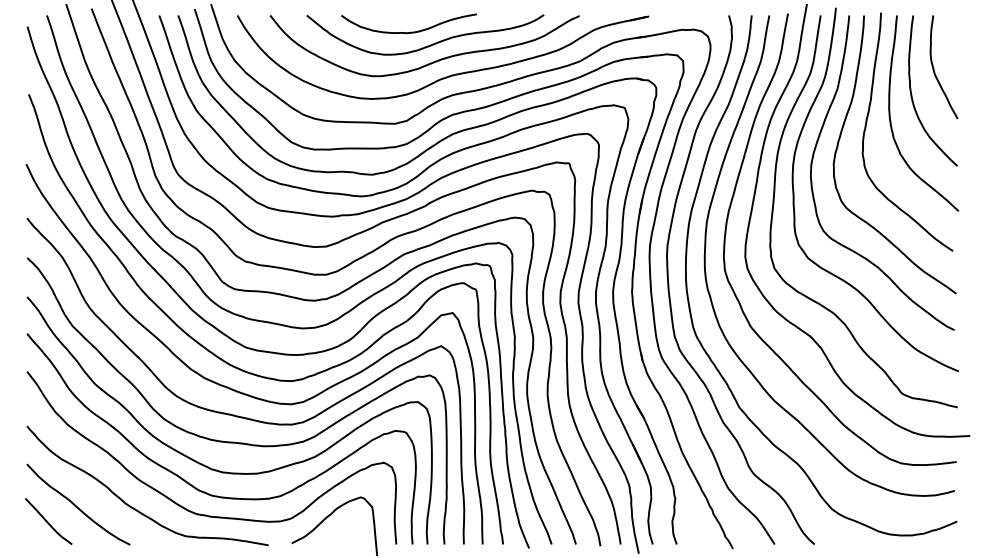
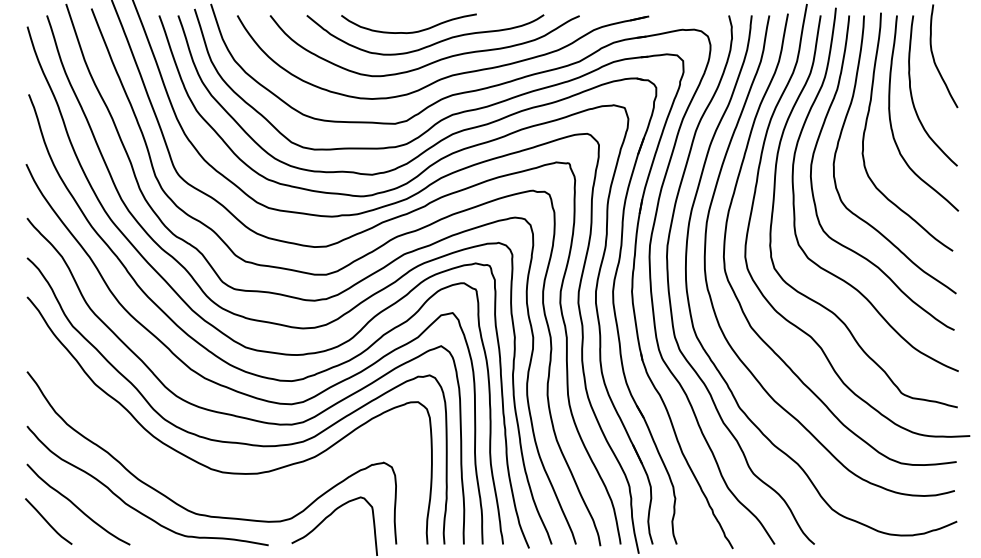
curve position: (934, 68) -> (934, 57) (934, 57)
curve: present -> none (190, 483)
